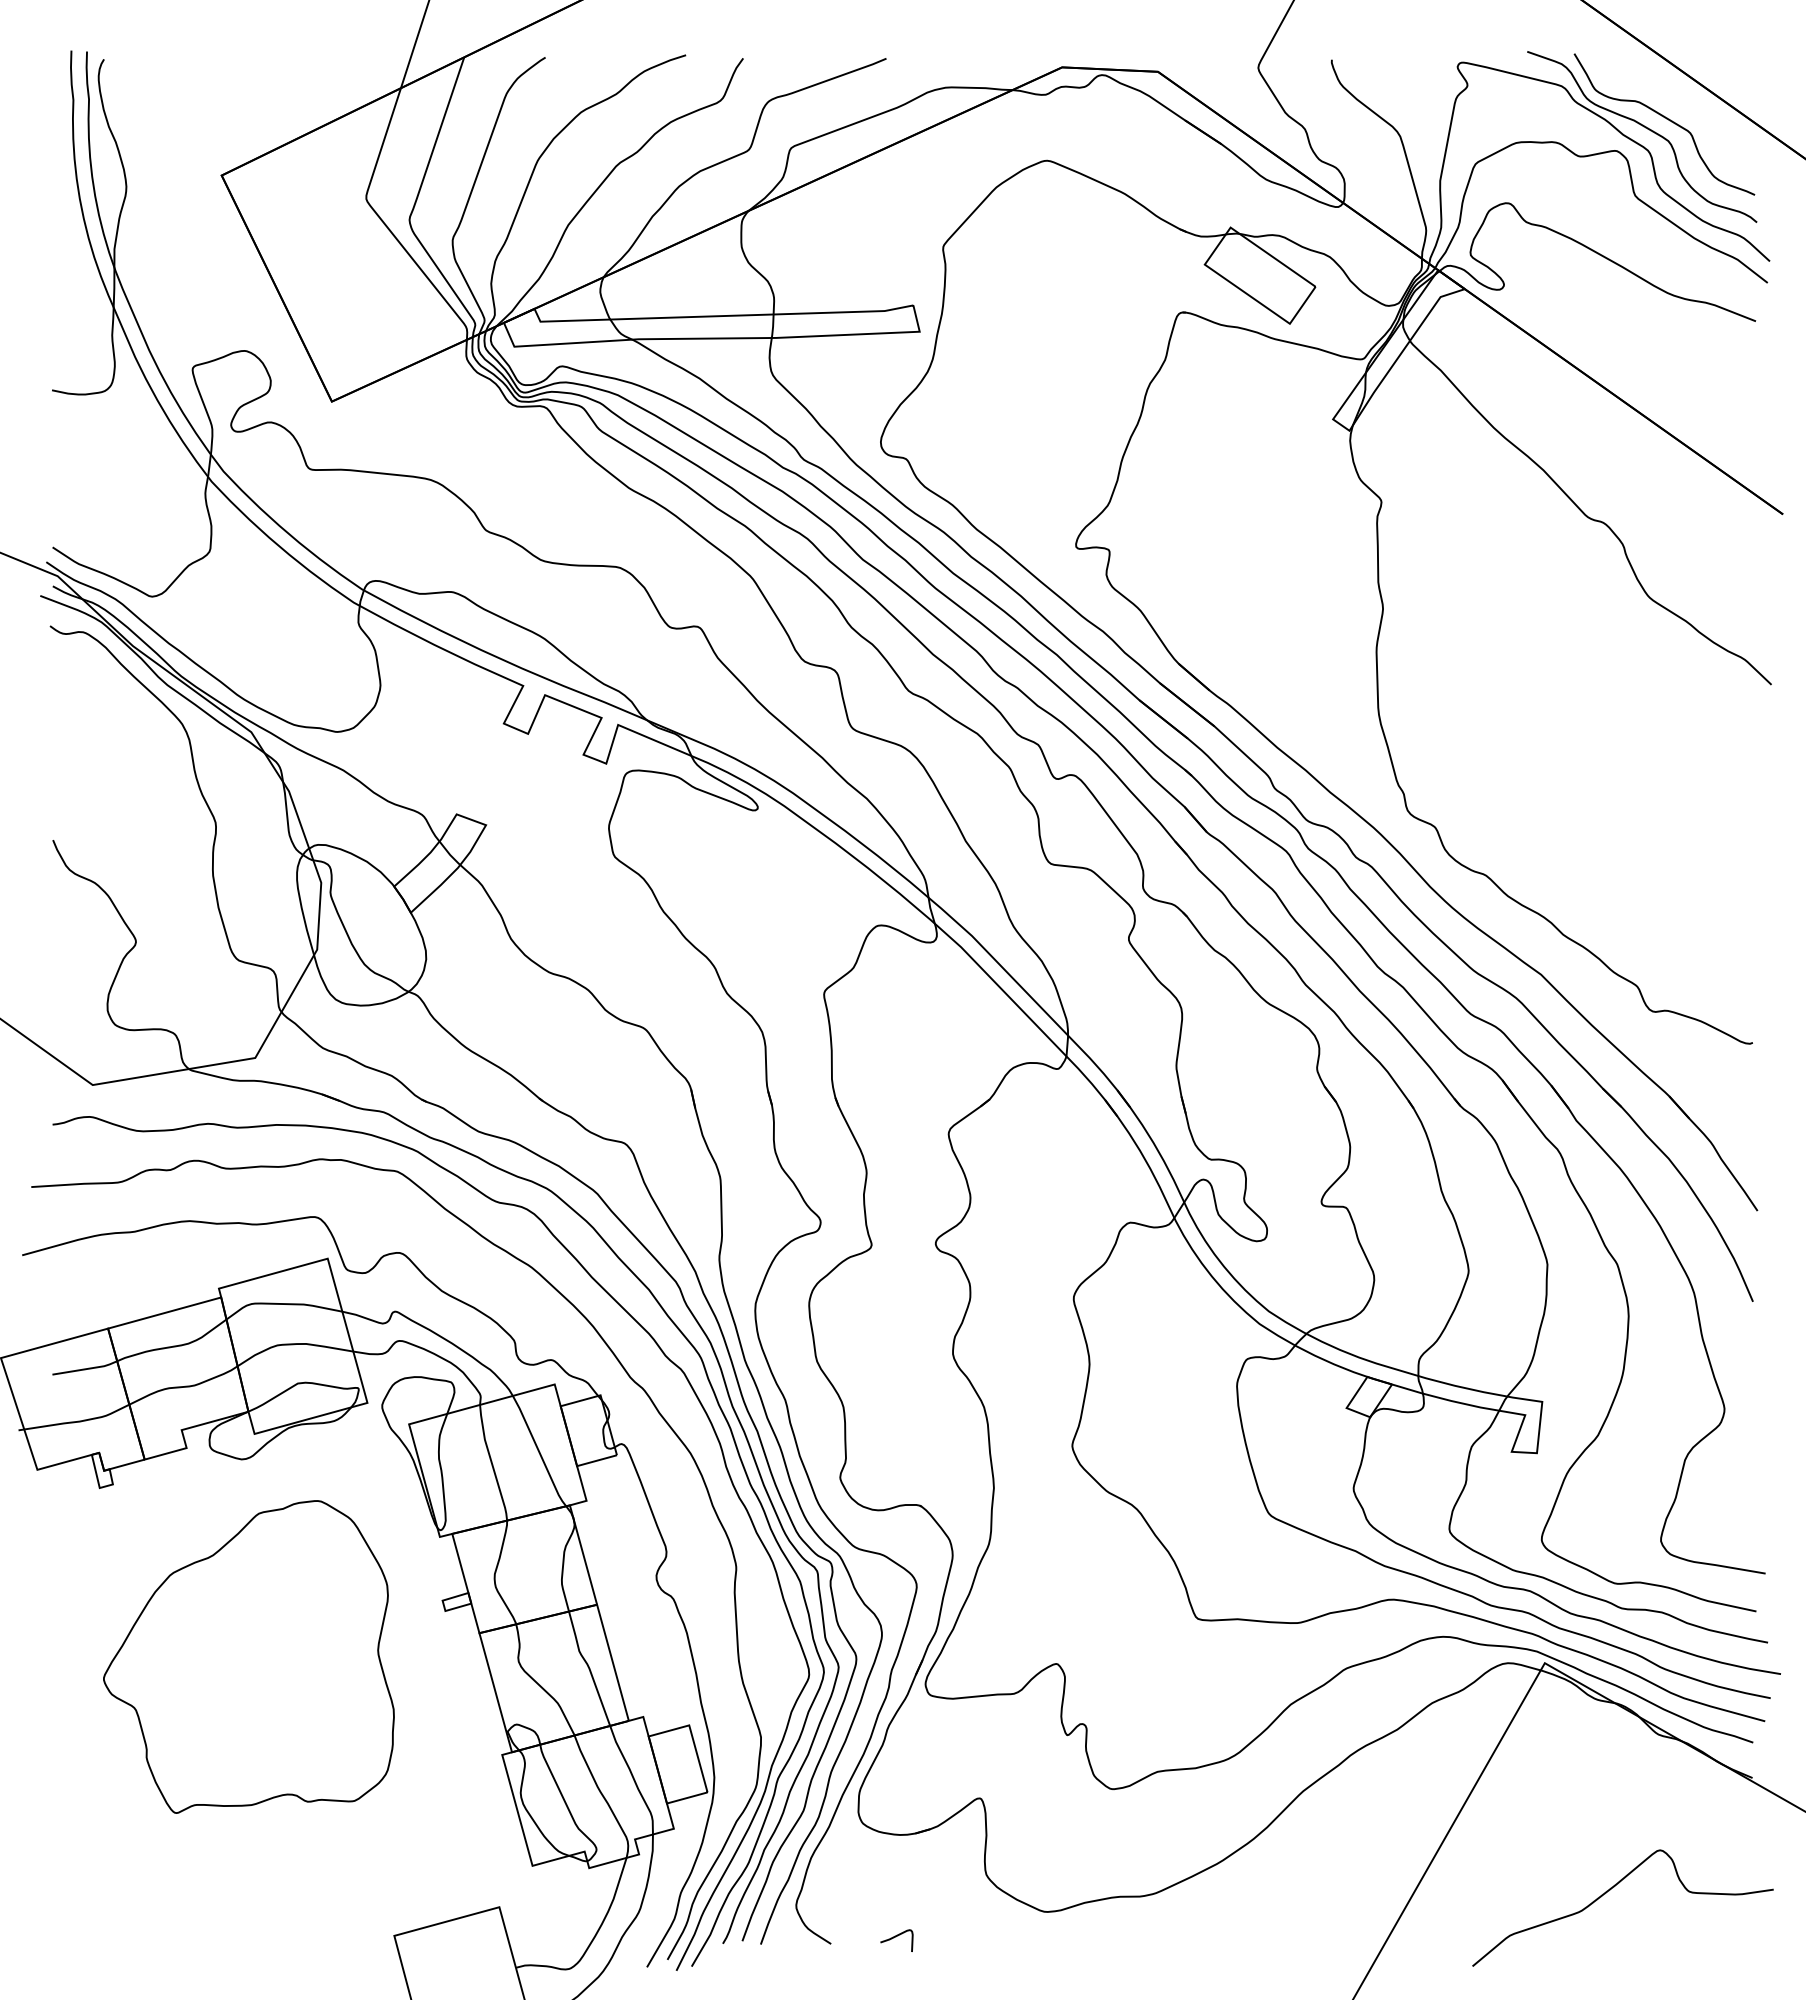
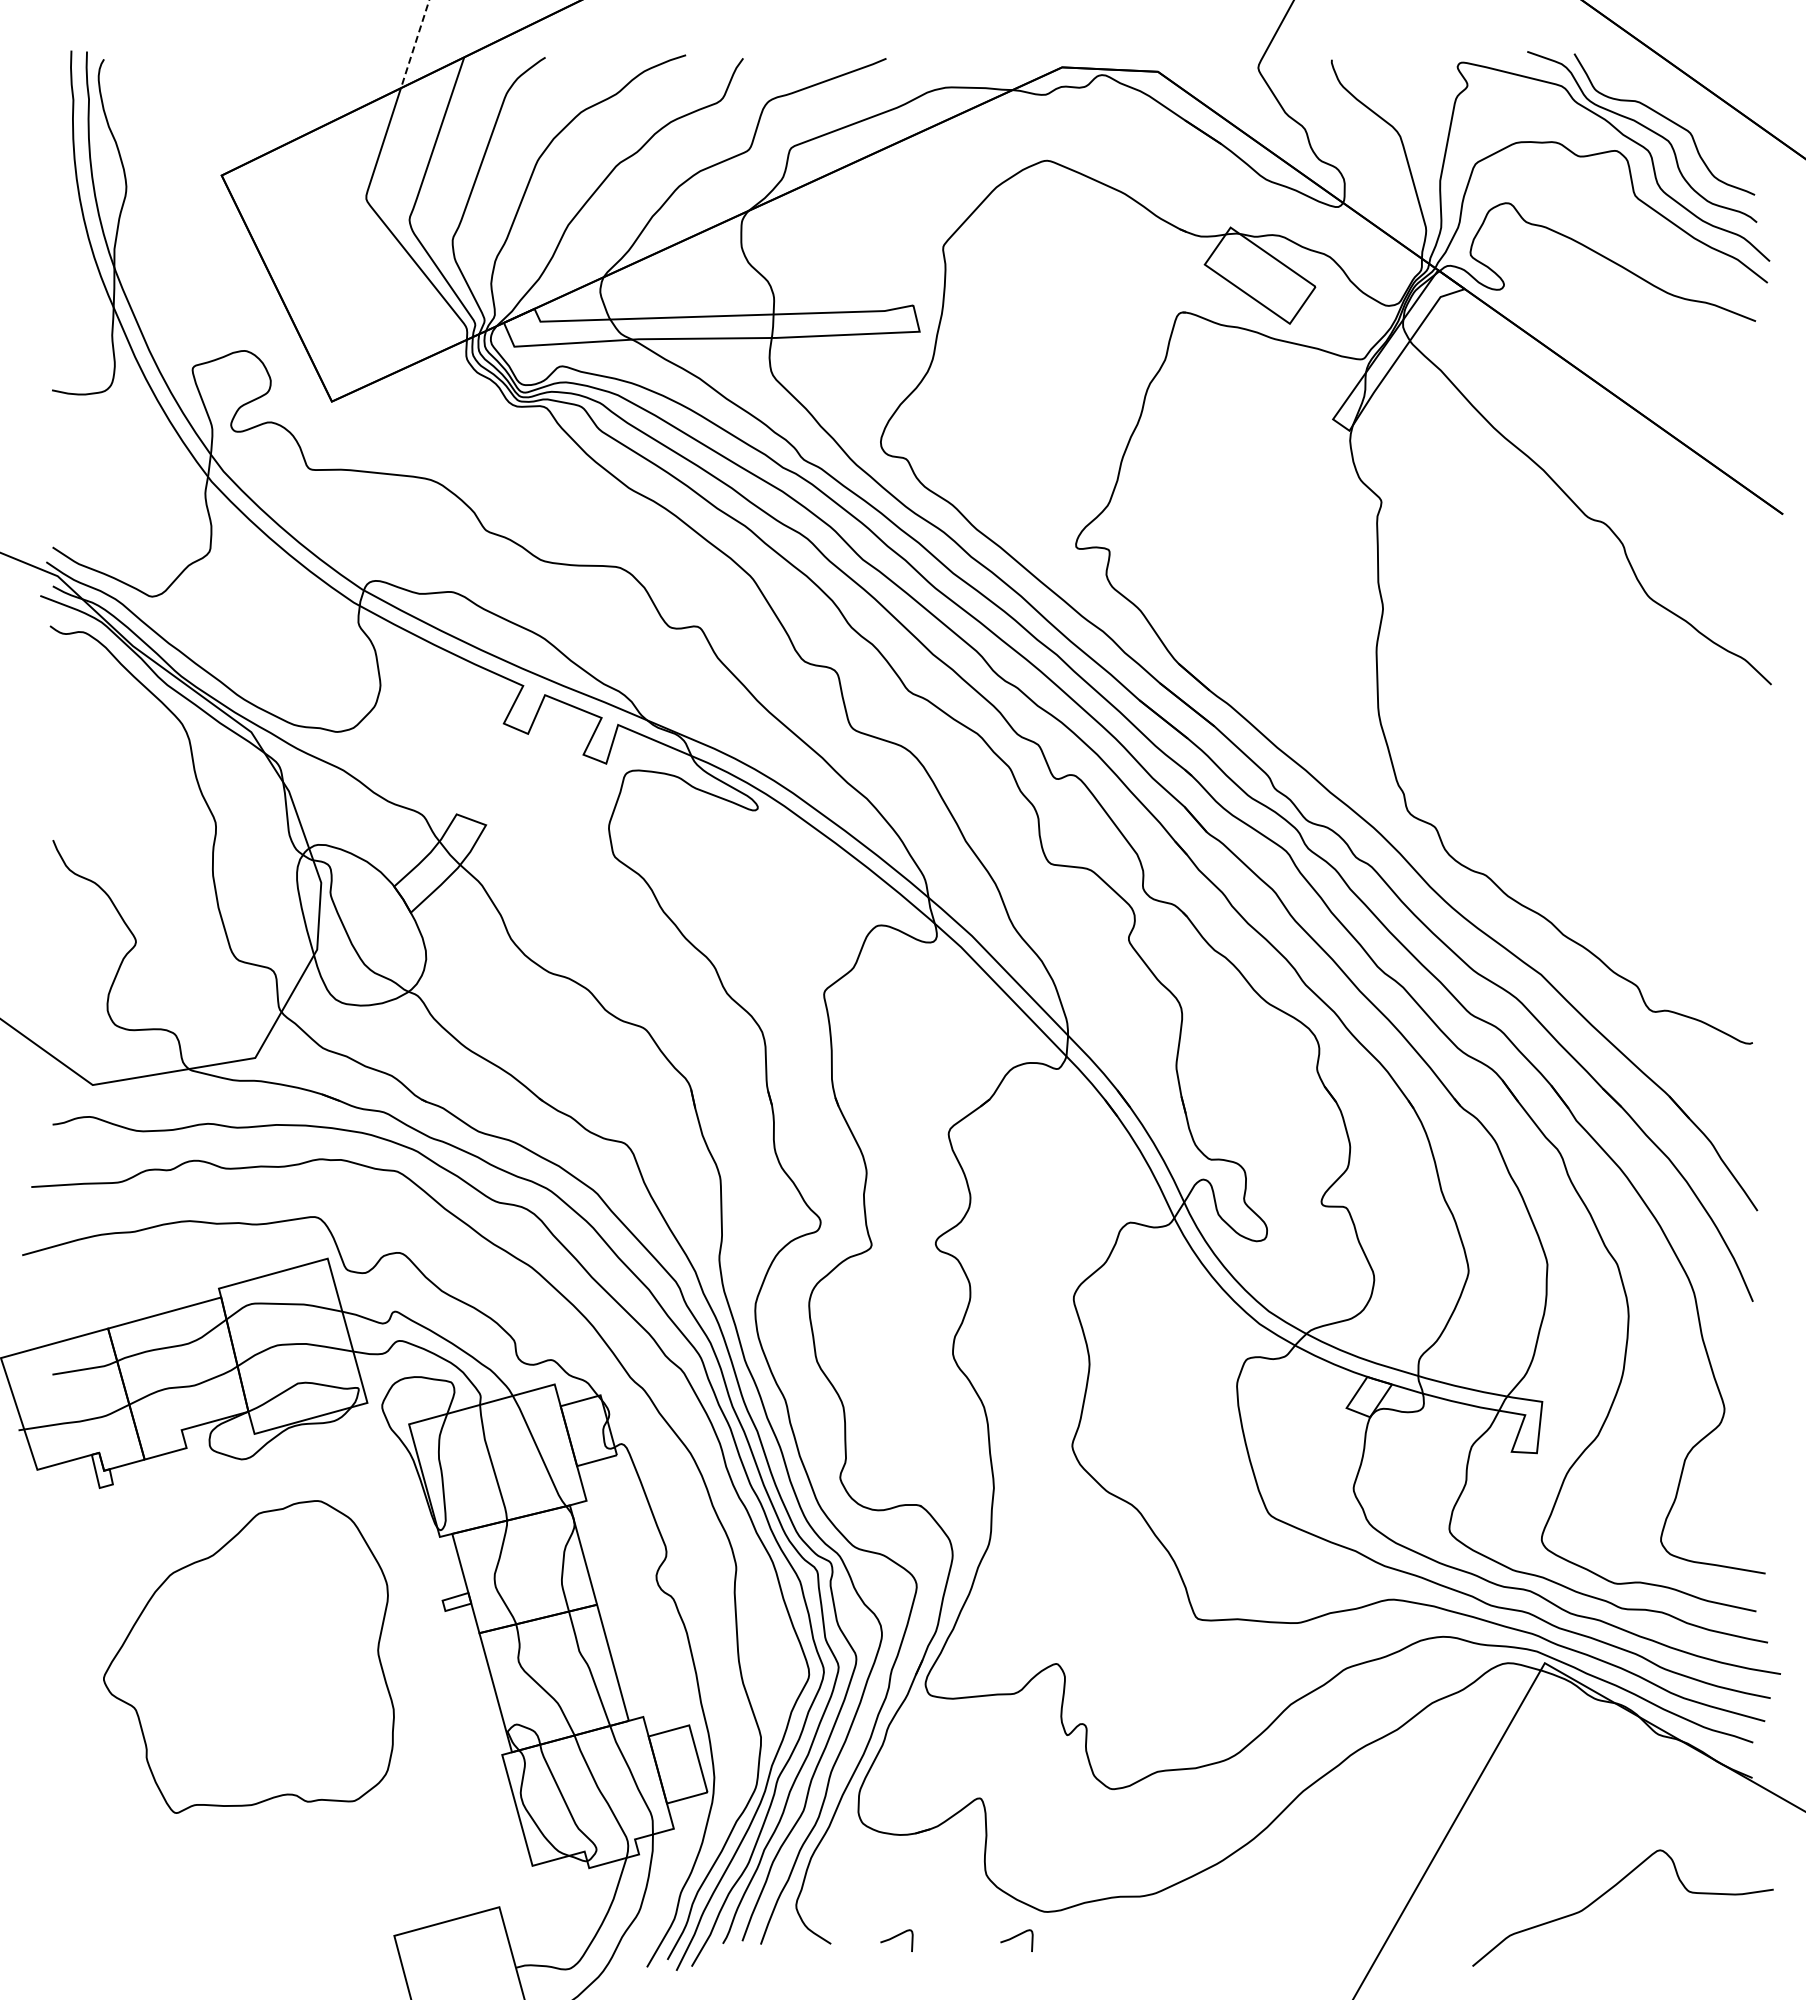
line: solid -> dashed (415, 44)
curve: none -> present (1015, 1937)
